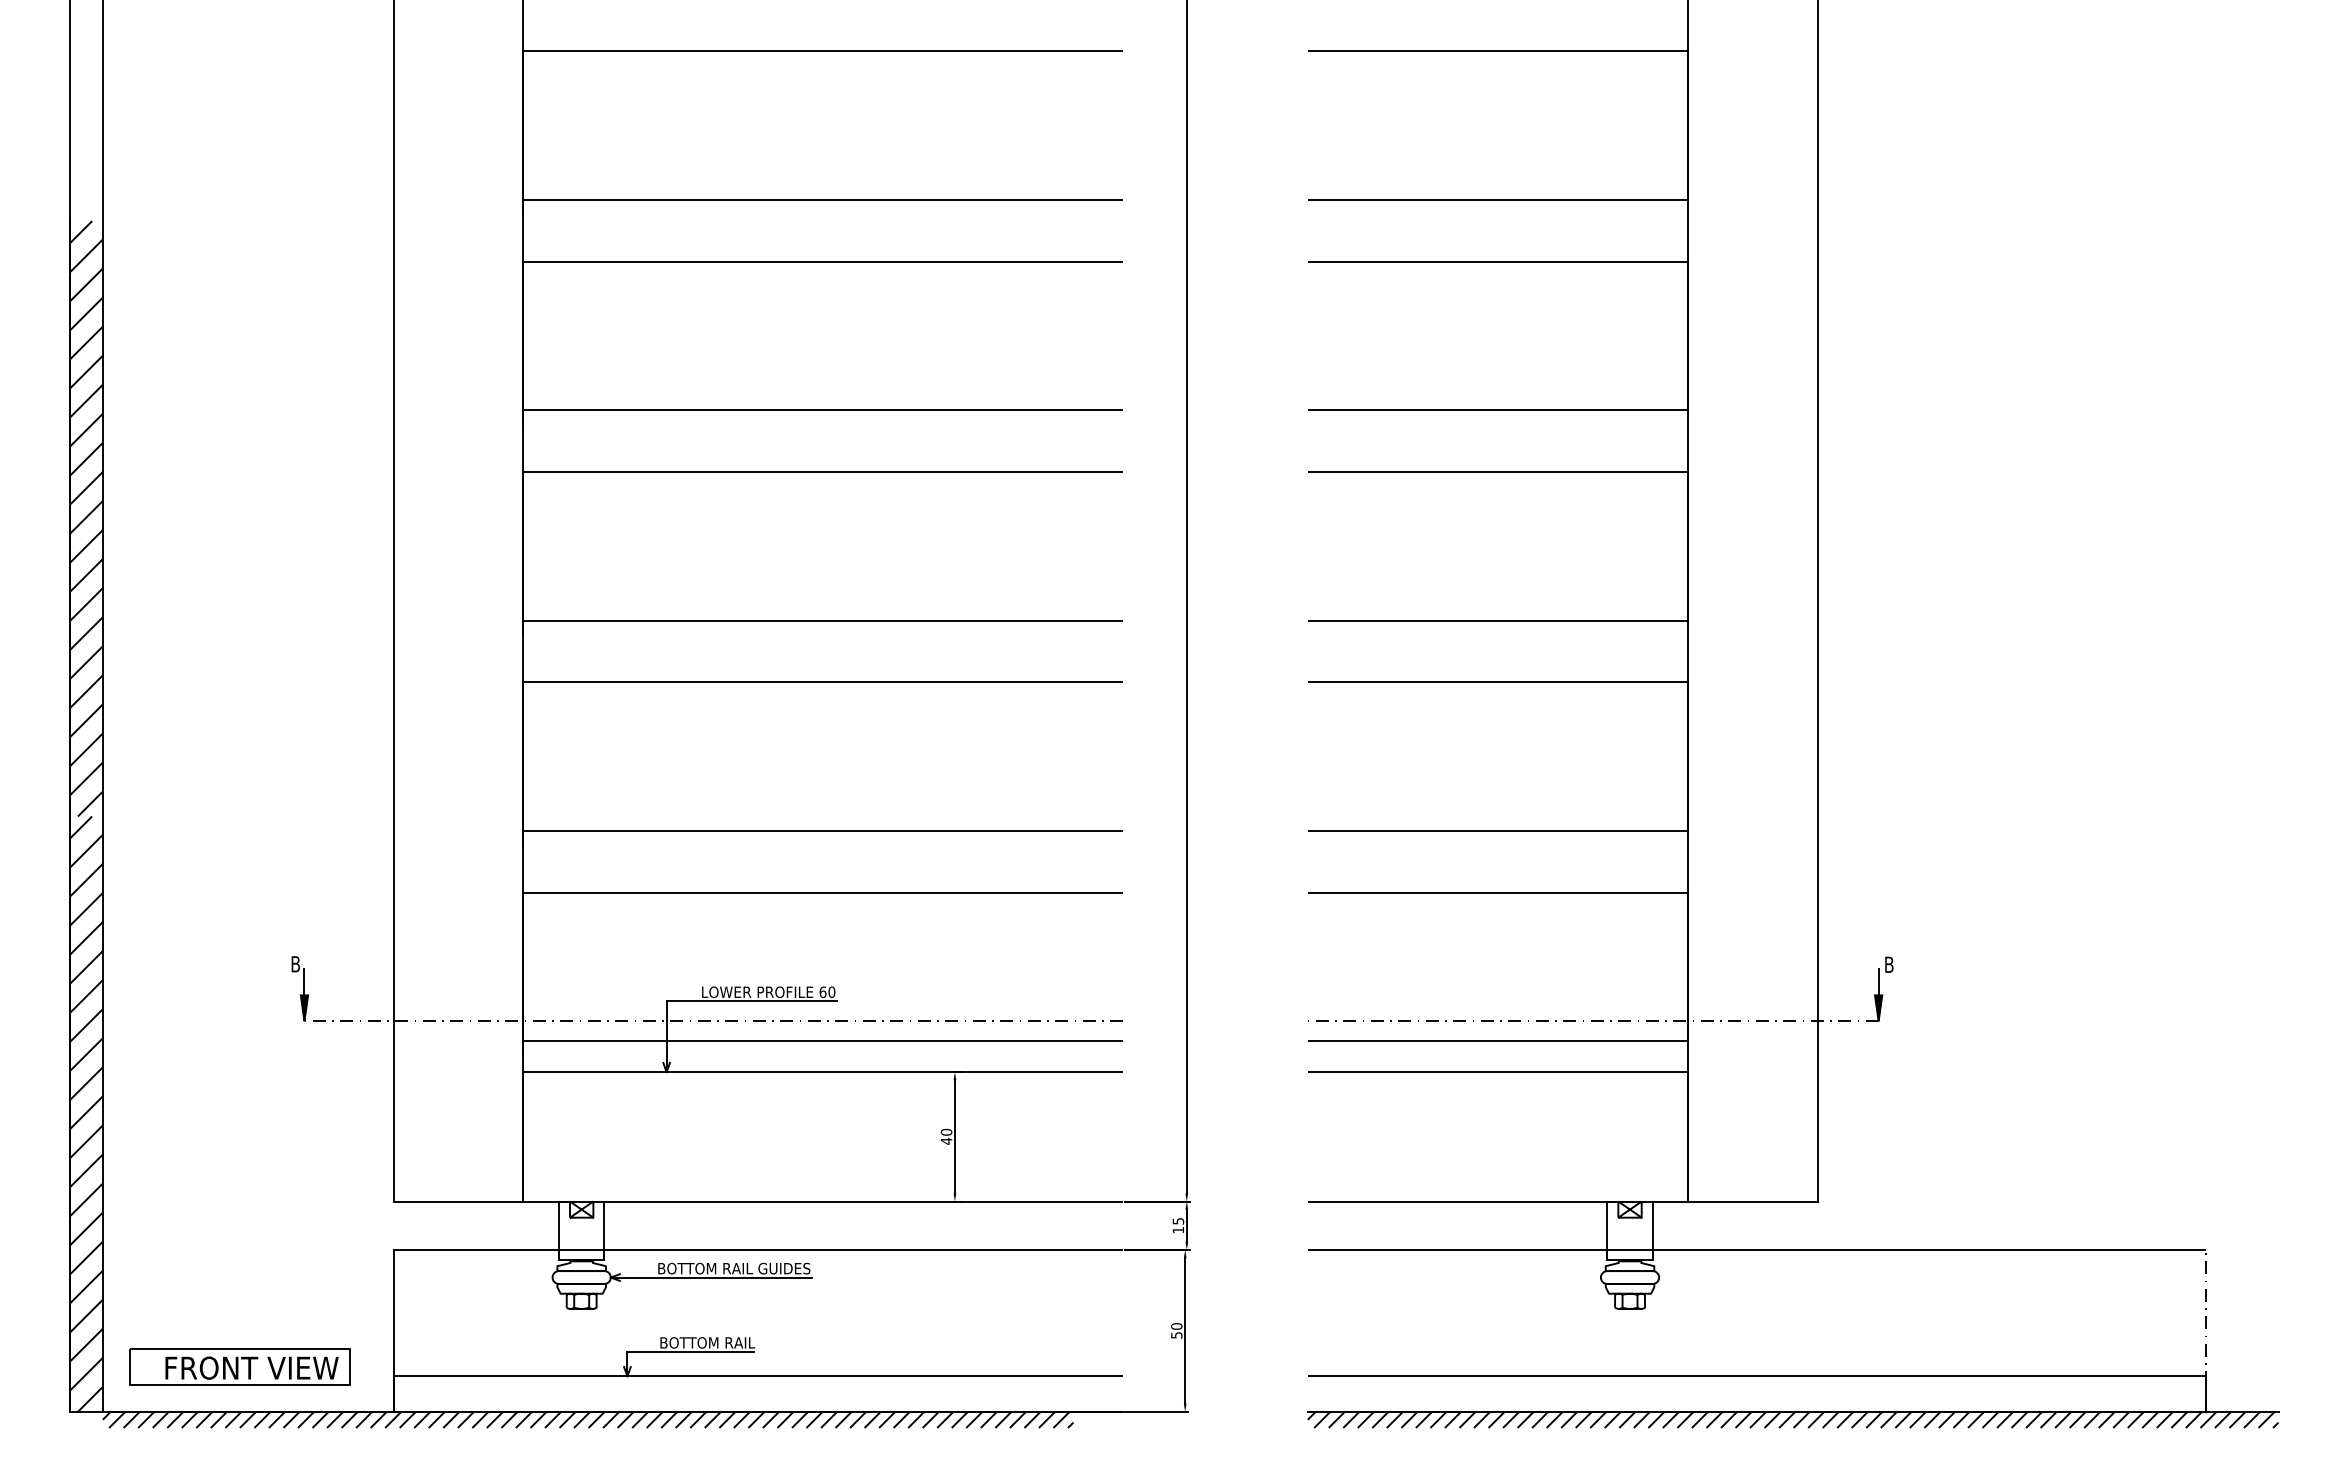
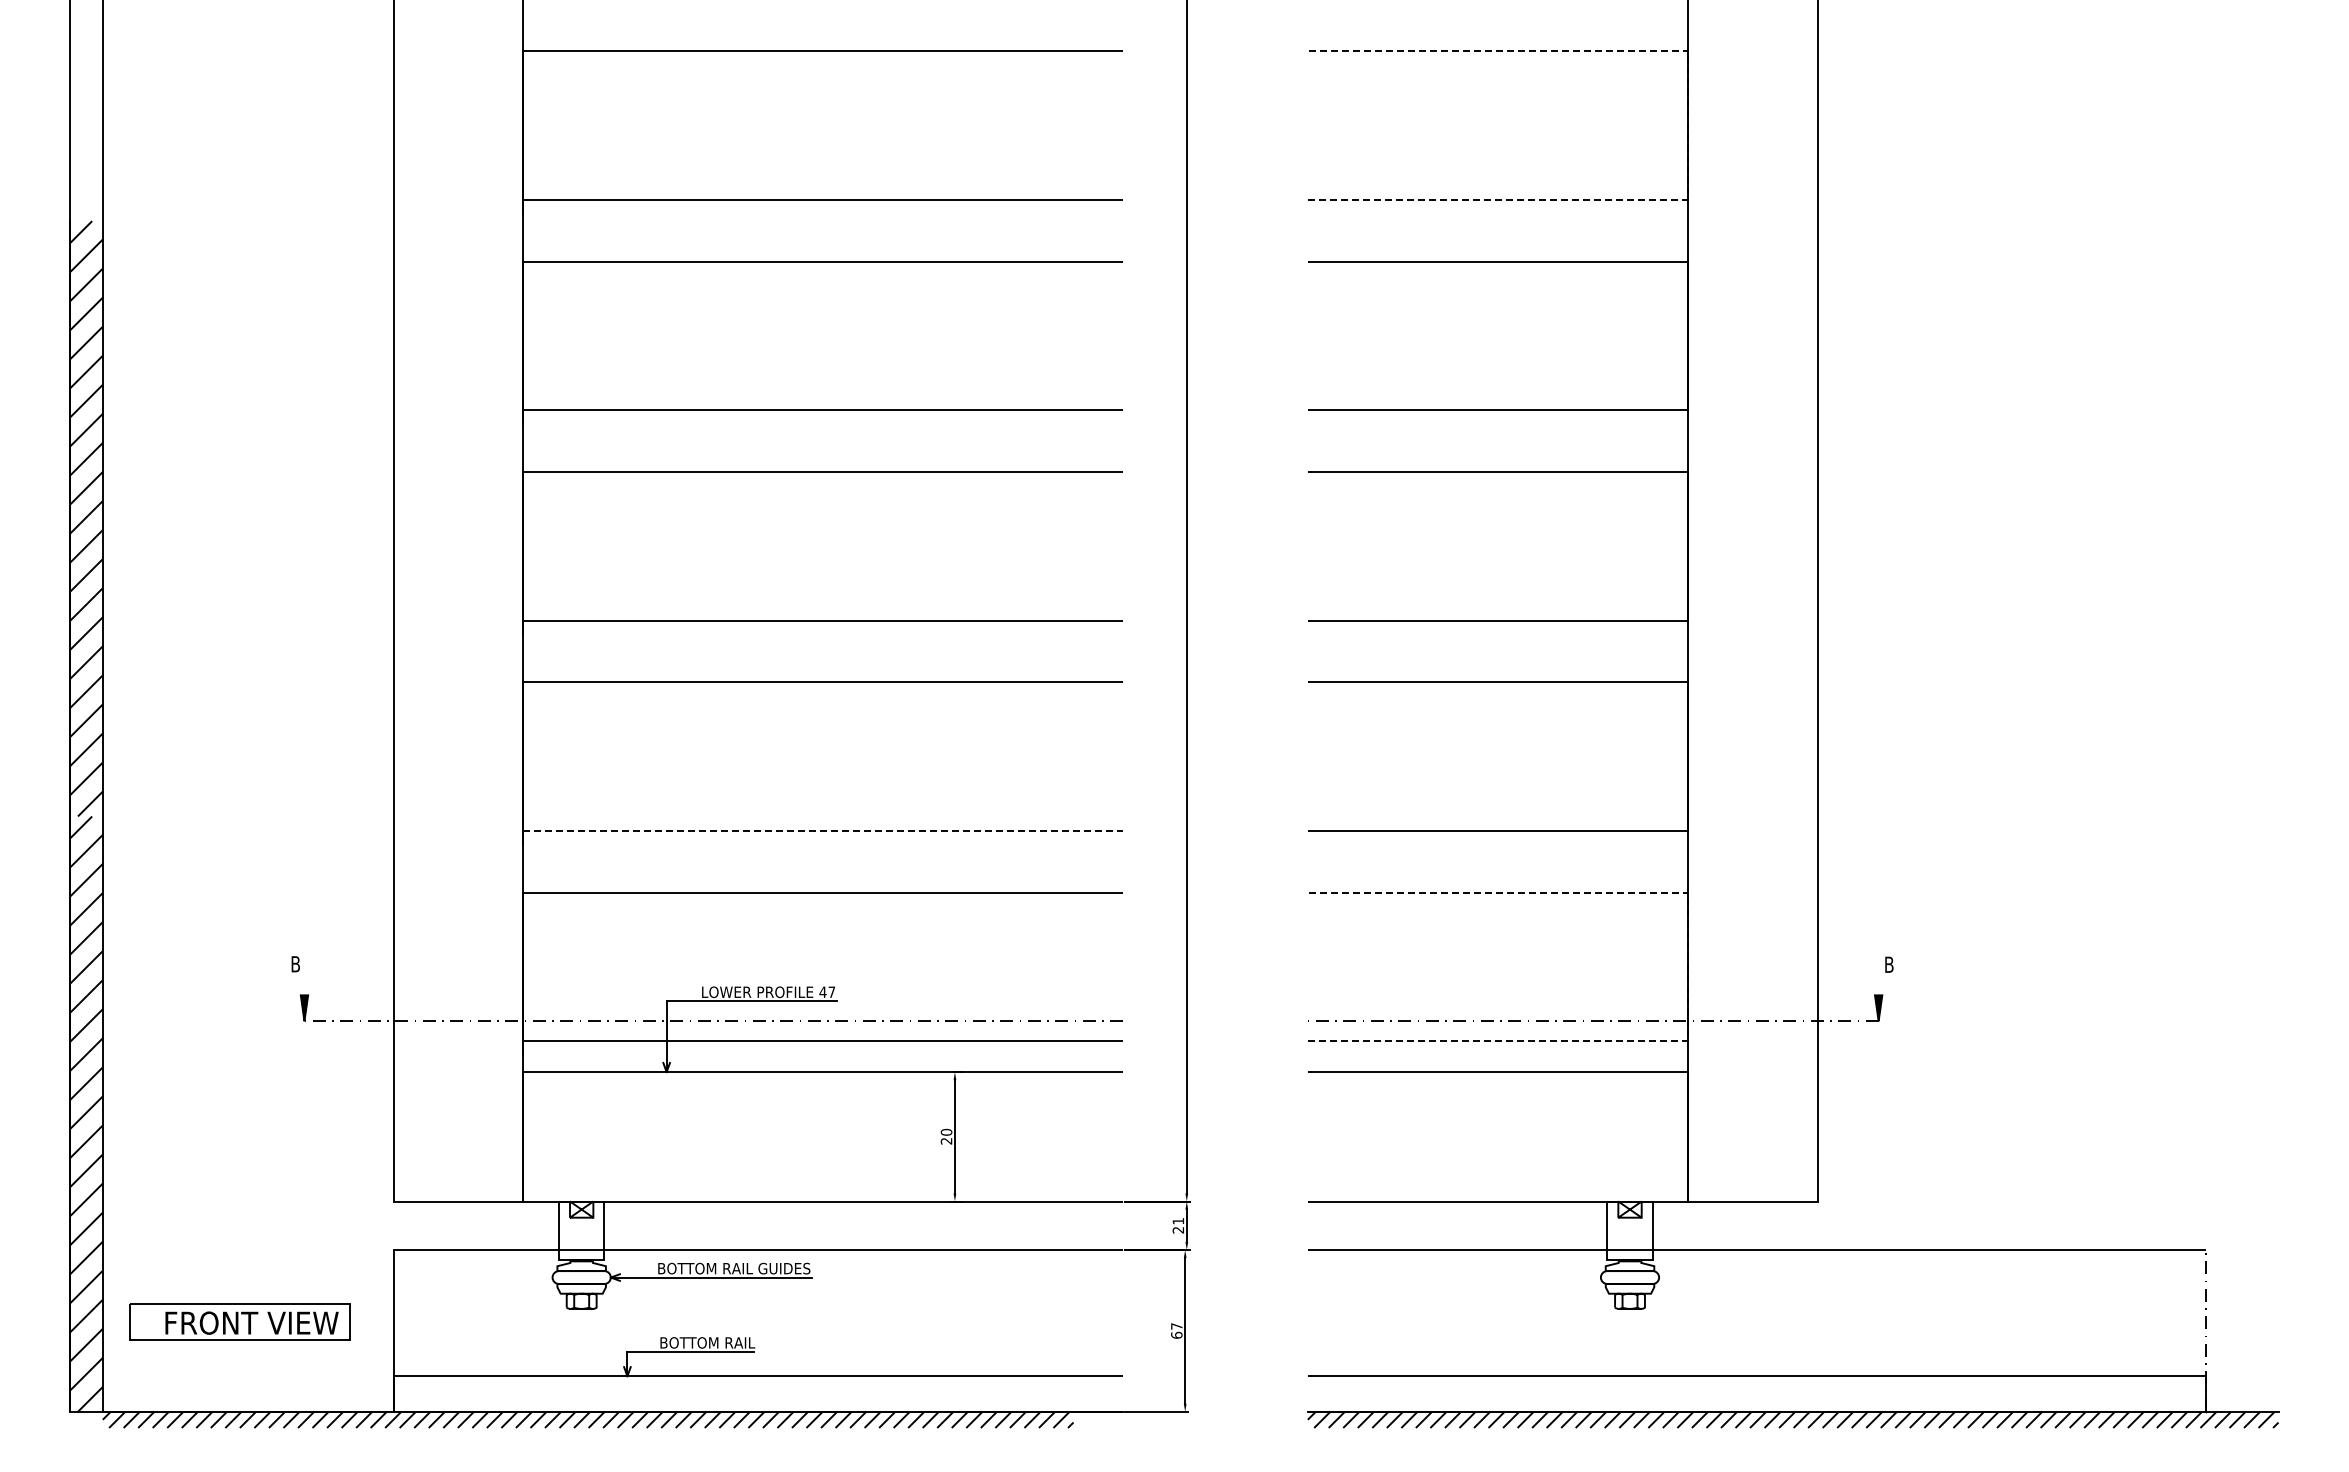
line: solid -> dashed (1688, 125)
line: solid -> dashed (823, 831)
line: solid -> dashed (1688, 966)
line: present -> none (304, 982)
line: present -> none (1878, 982)
text: 60 -> 47 (827, 992)
text: 40 -> 20 (946, 1140)
text: 15 -> 21 (1178, 1225)
text: 50 -> 67 (1176, 1330)
part position: (239, 1366) -> (239, 1321) (239, 1321)
